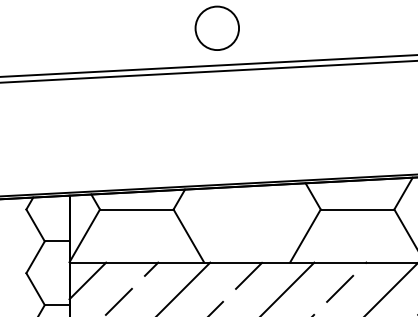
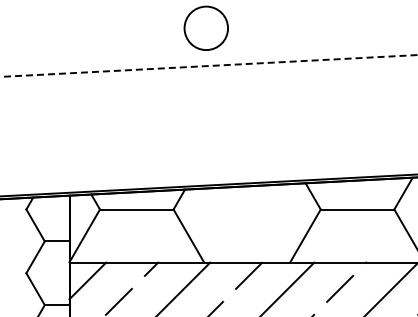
circle position: (216, 27) -> (205, 27) (205, 27)
line: solid -> dashed (209, 65)
line: present -> none (208, 71)
